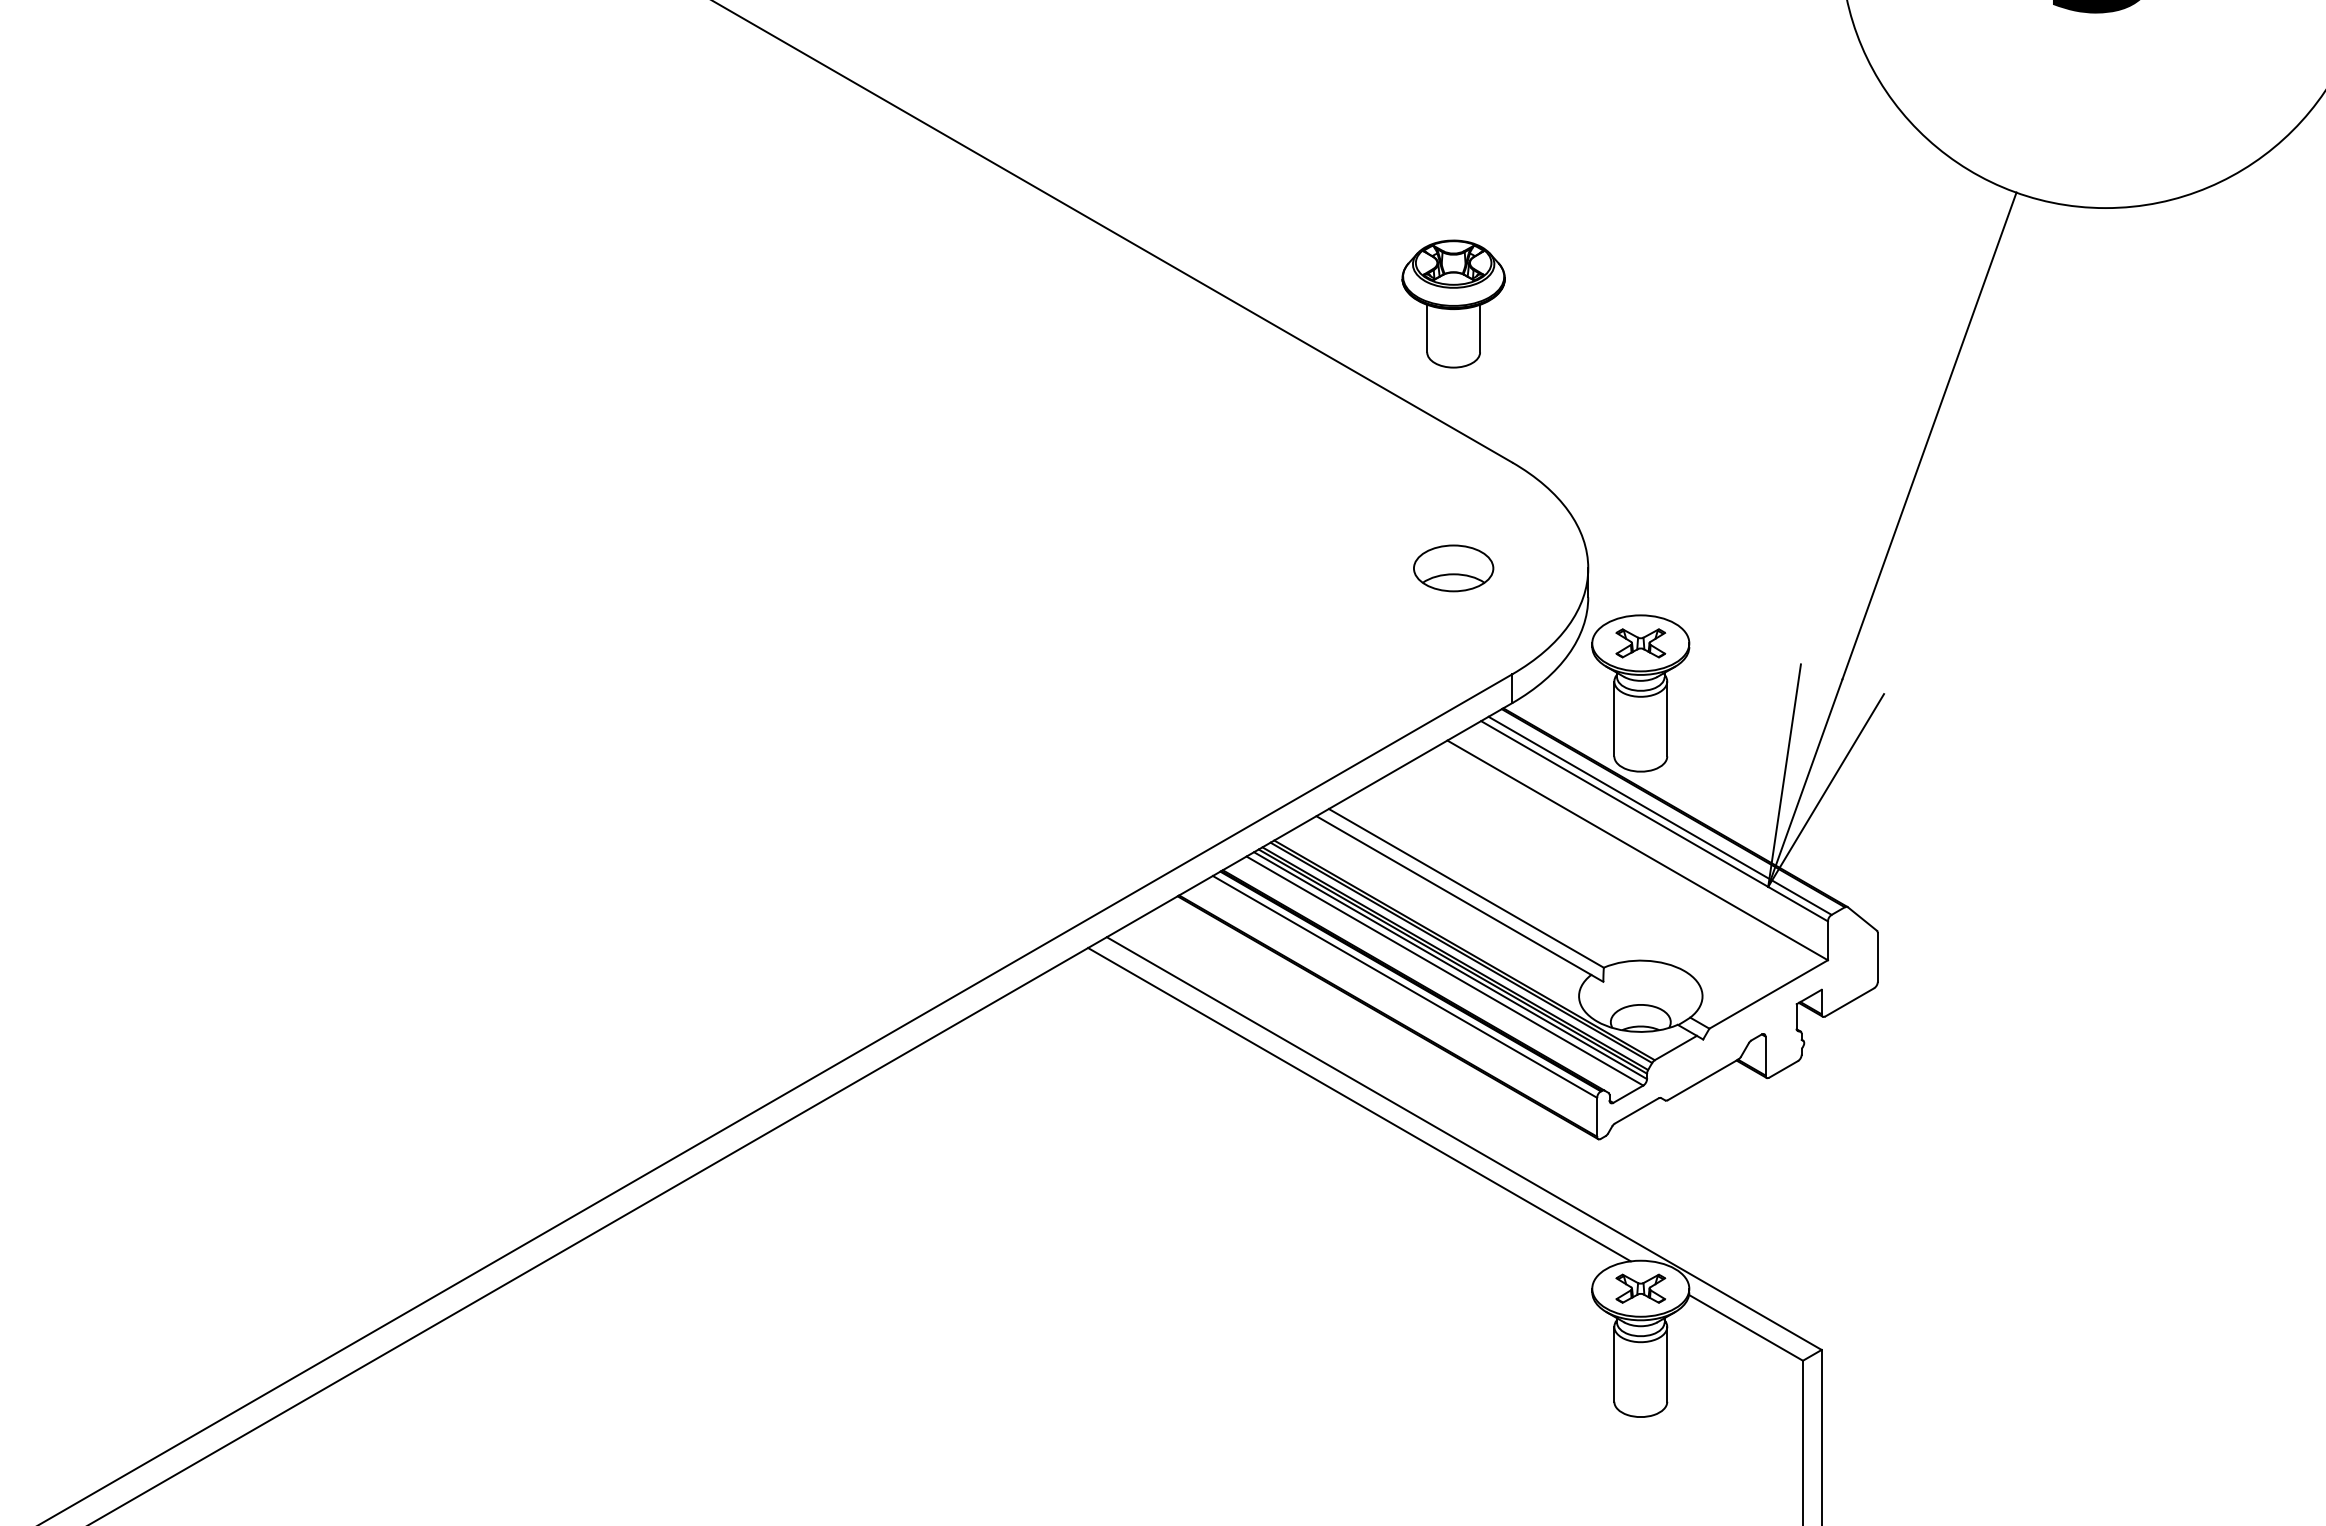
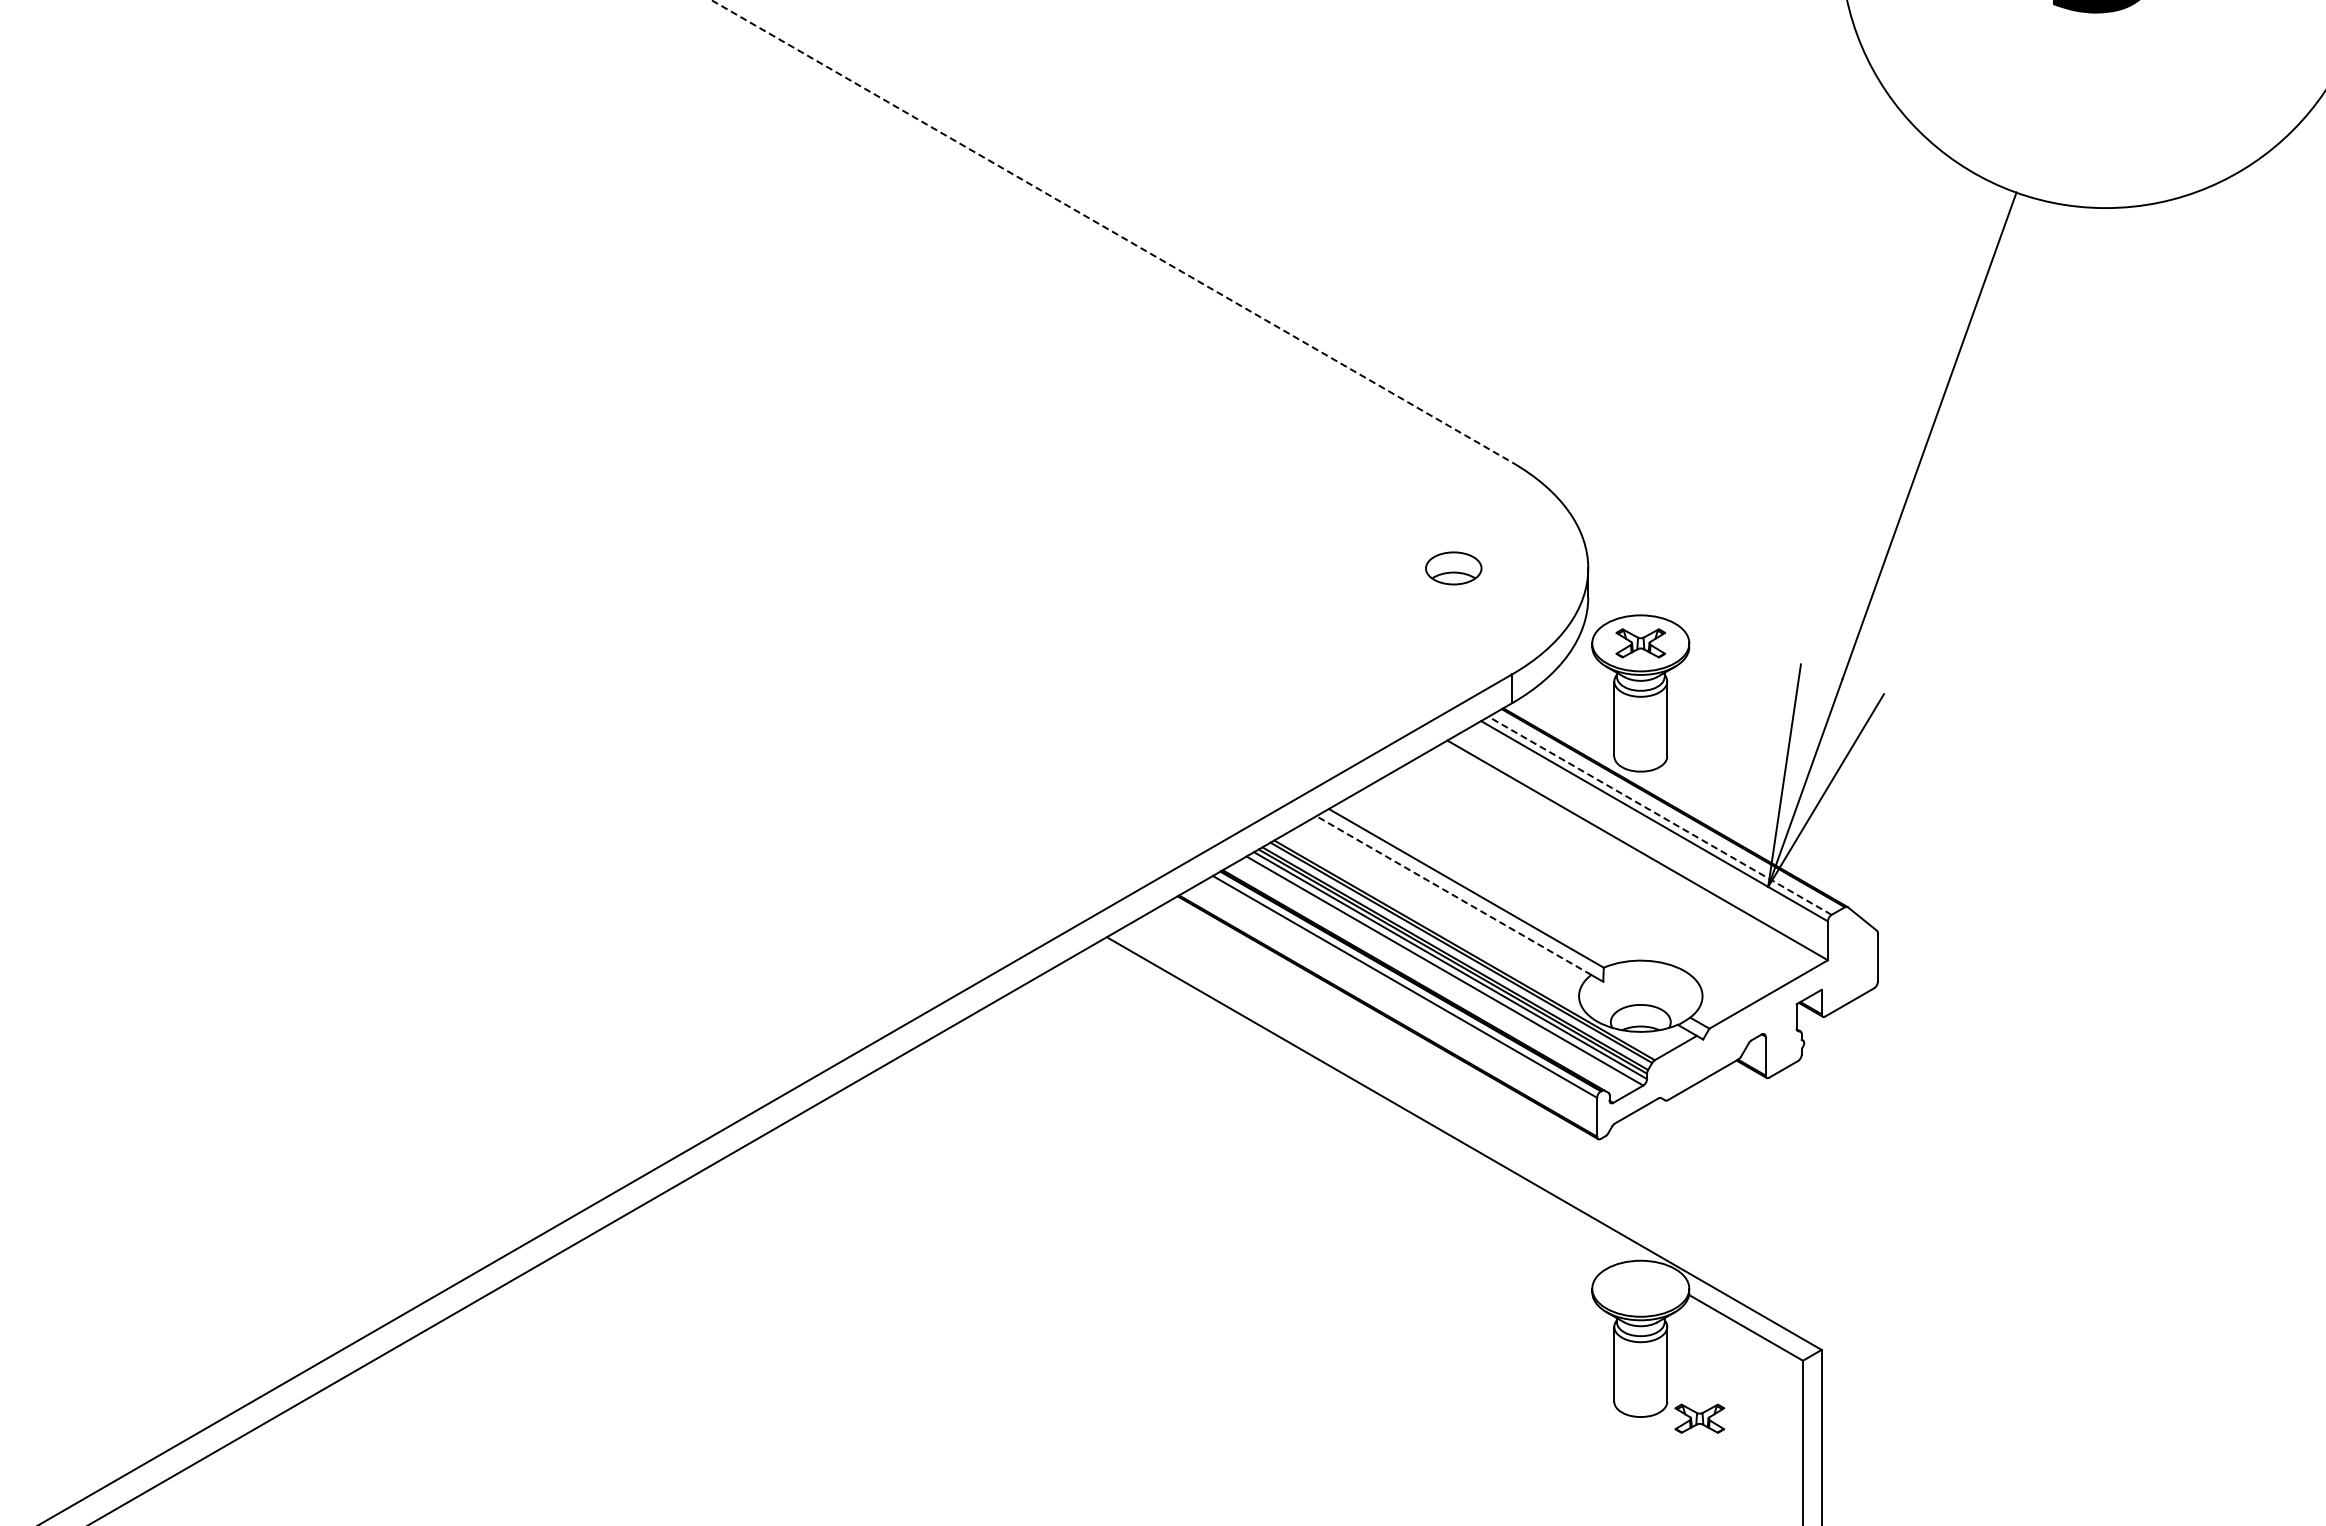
line: solid -> dashed (1112, 231)
part: present -> none (1453, 303)
part size: 82x49 px -> 58x35 px (1453, 568)
line: solid -> dashed (1659, 815)
line: solid -> dashed (1453, 895)
line: present -> none (1359, 1104)
part position: (1640, 1288) -> (1699, 1418) (1699, 1418)
